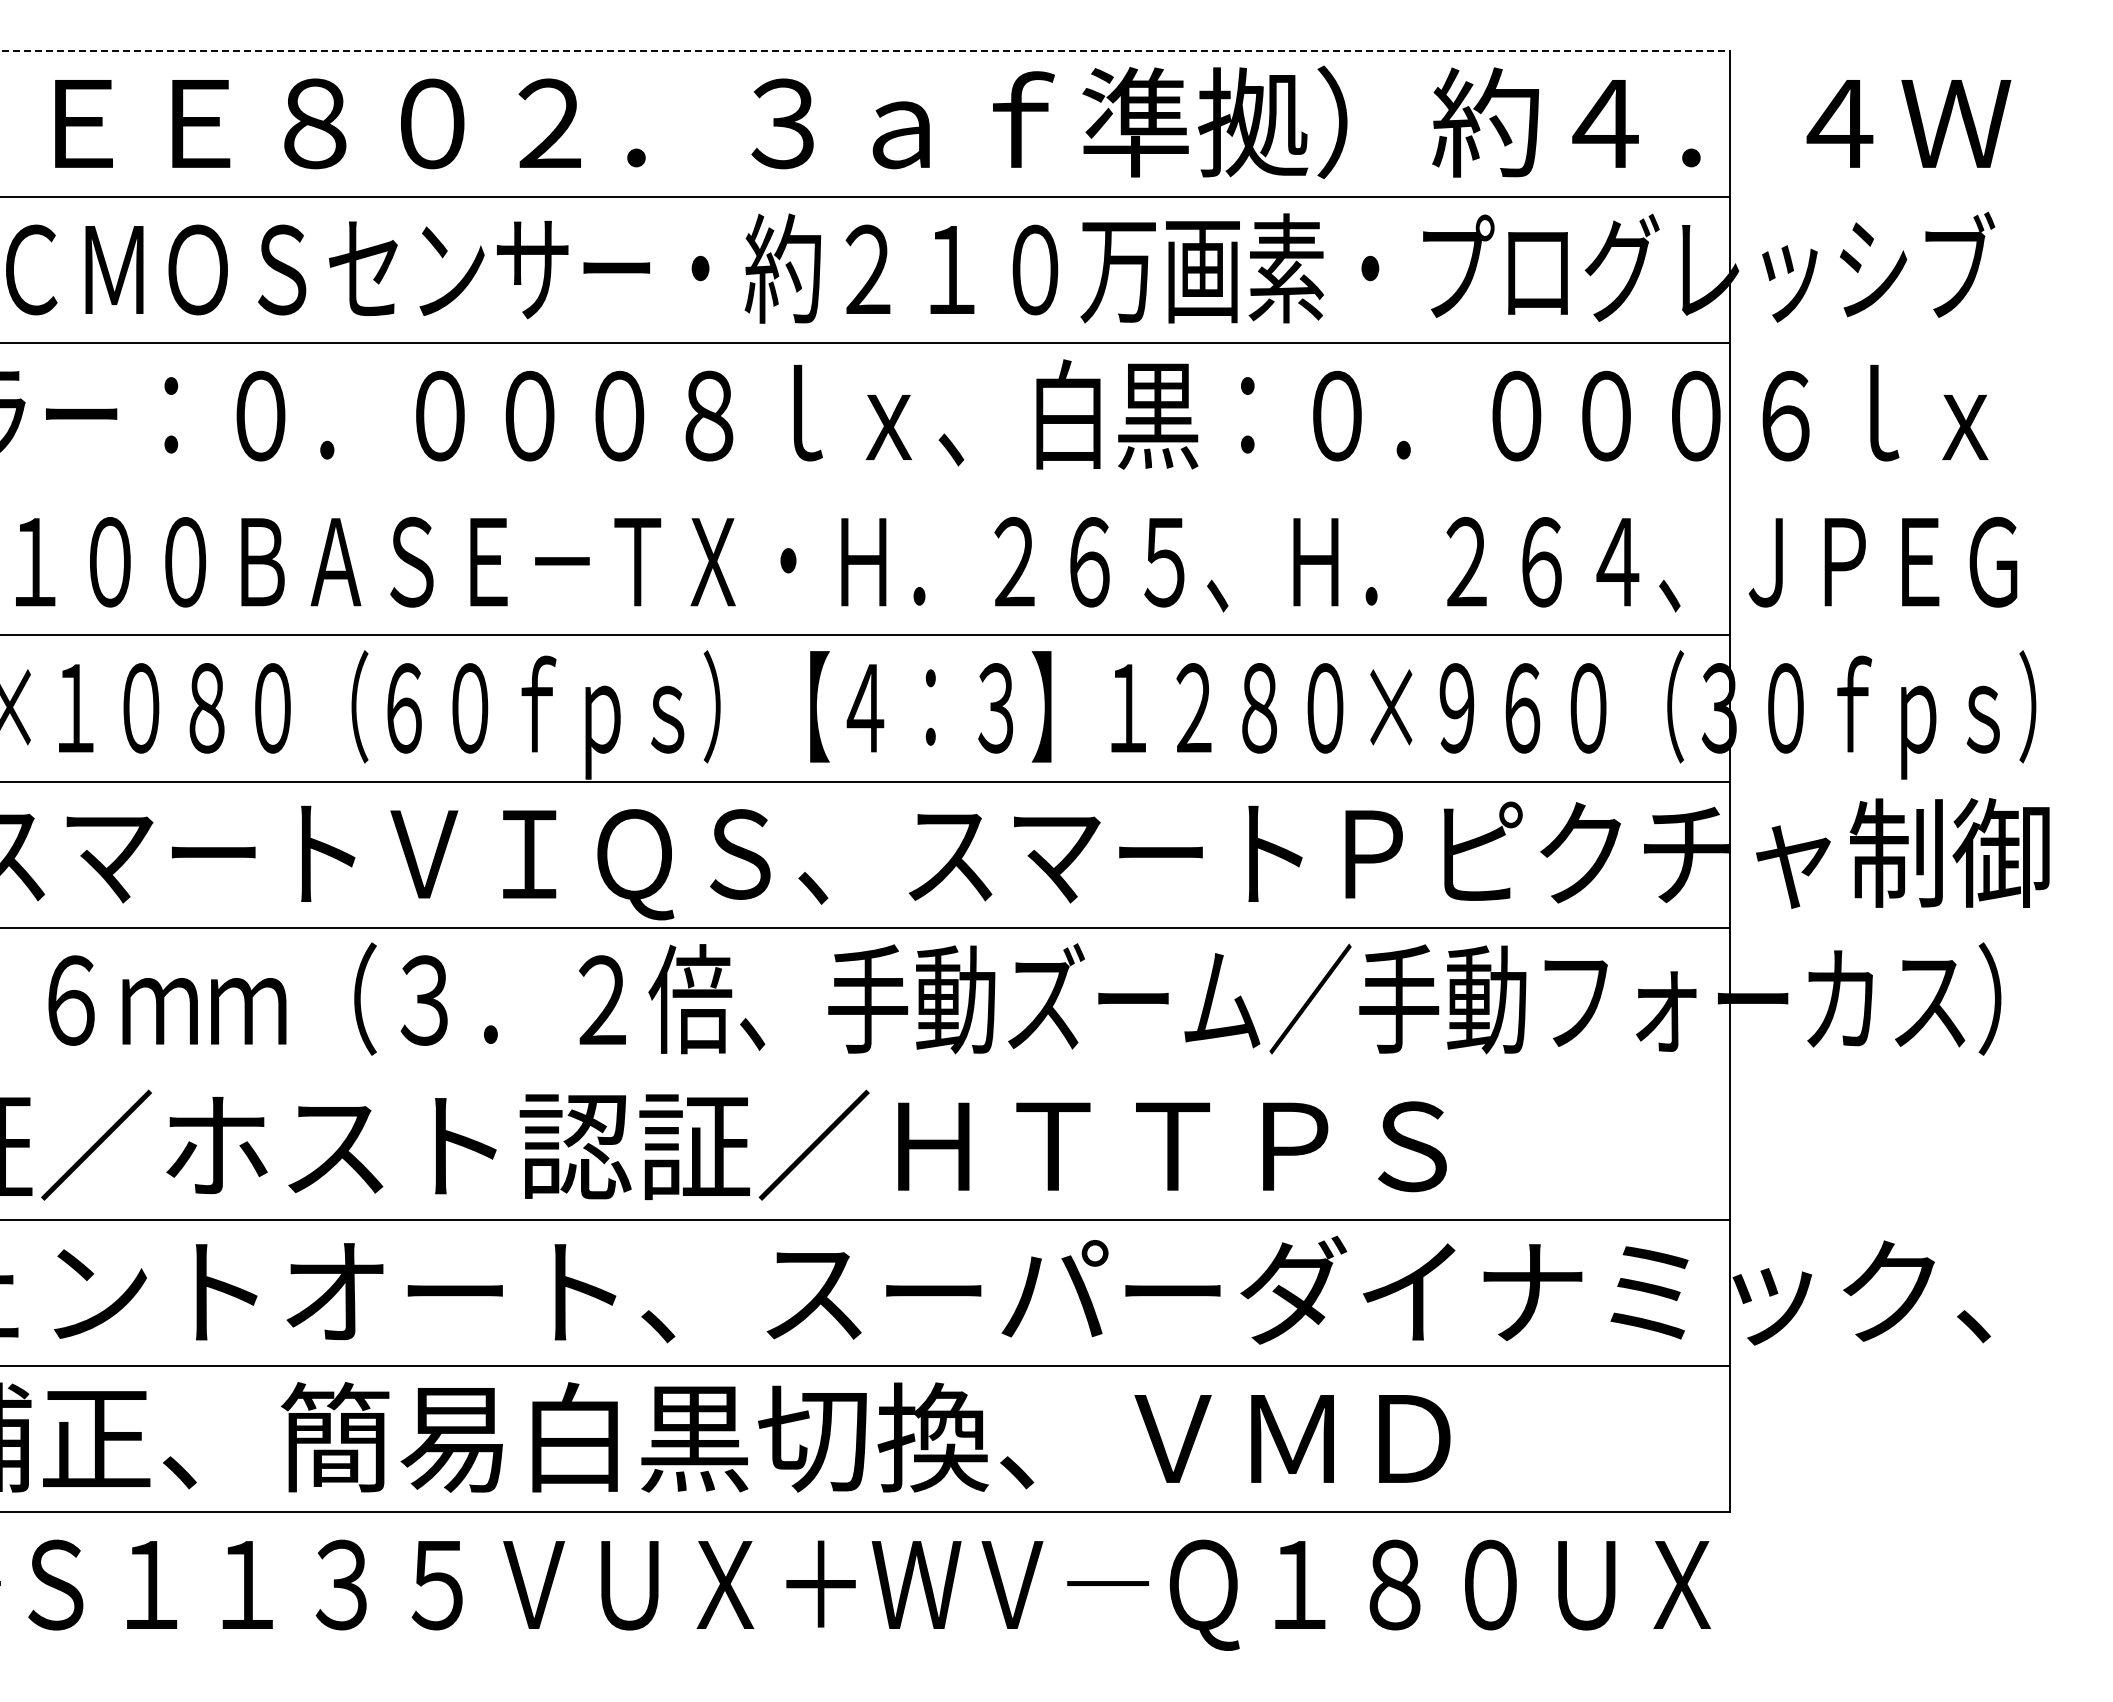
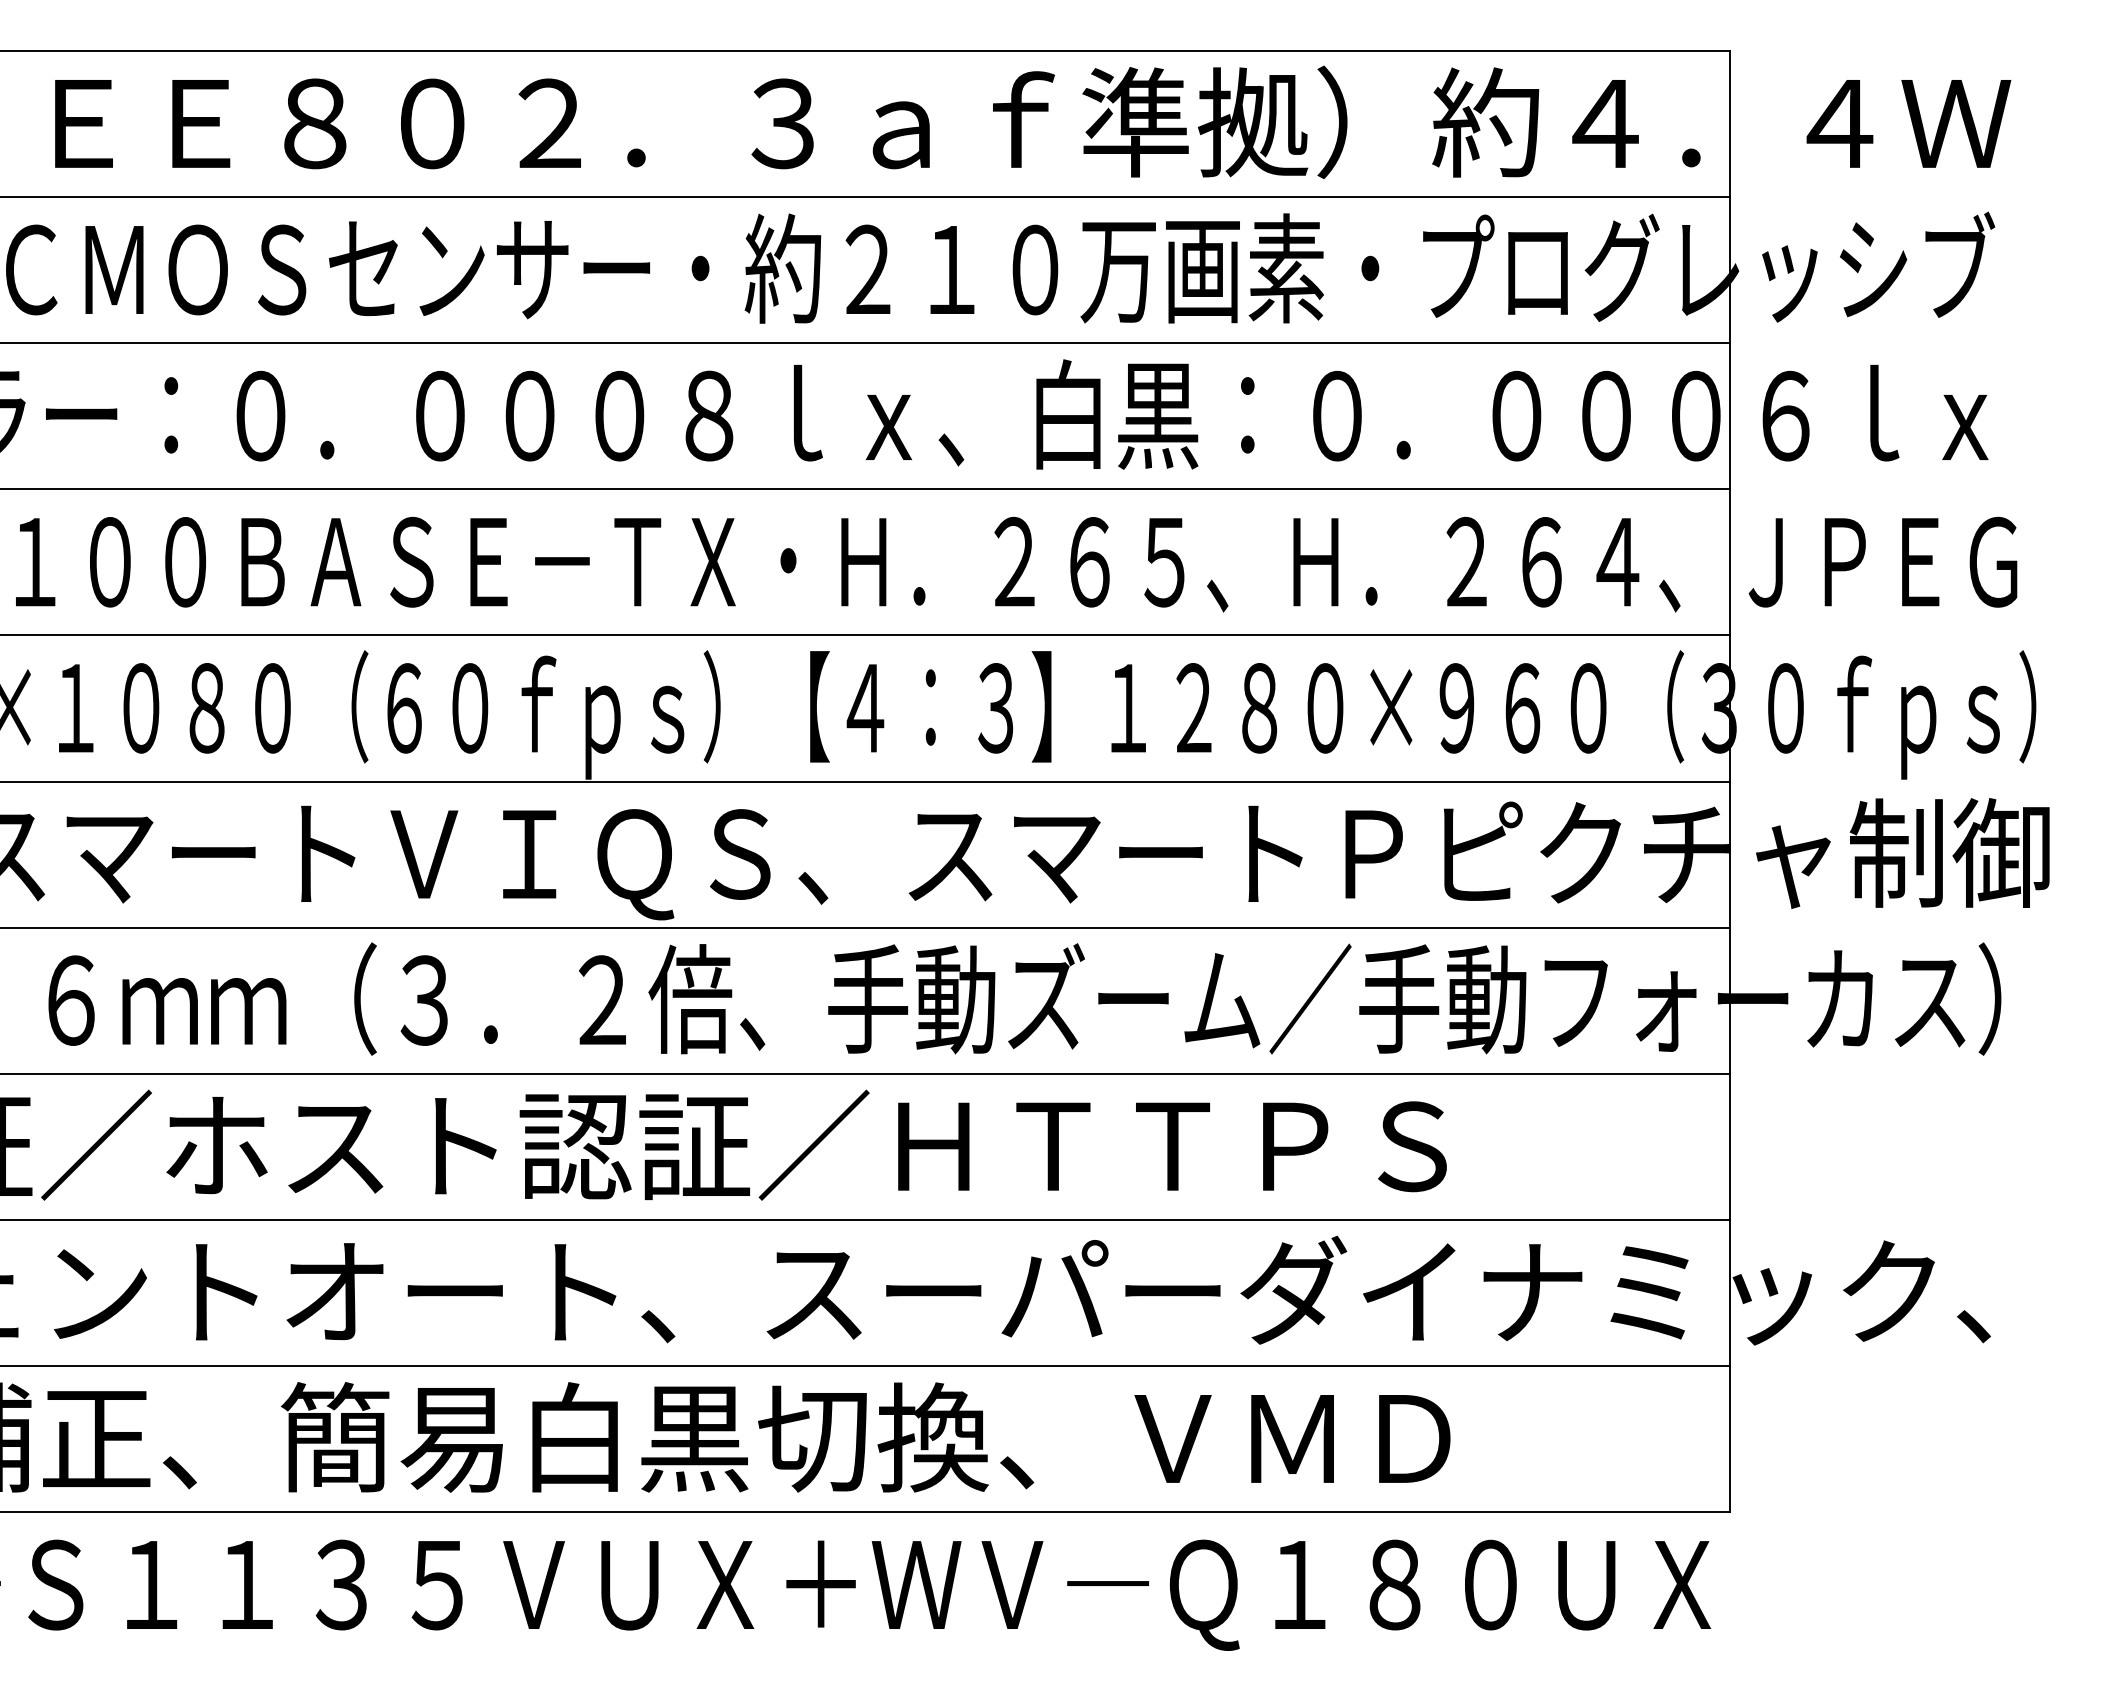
line: dashed -> solid (865, 50)
line: none -> present (866, 489)
line: none -> present (866, 1073)
